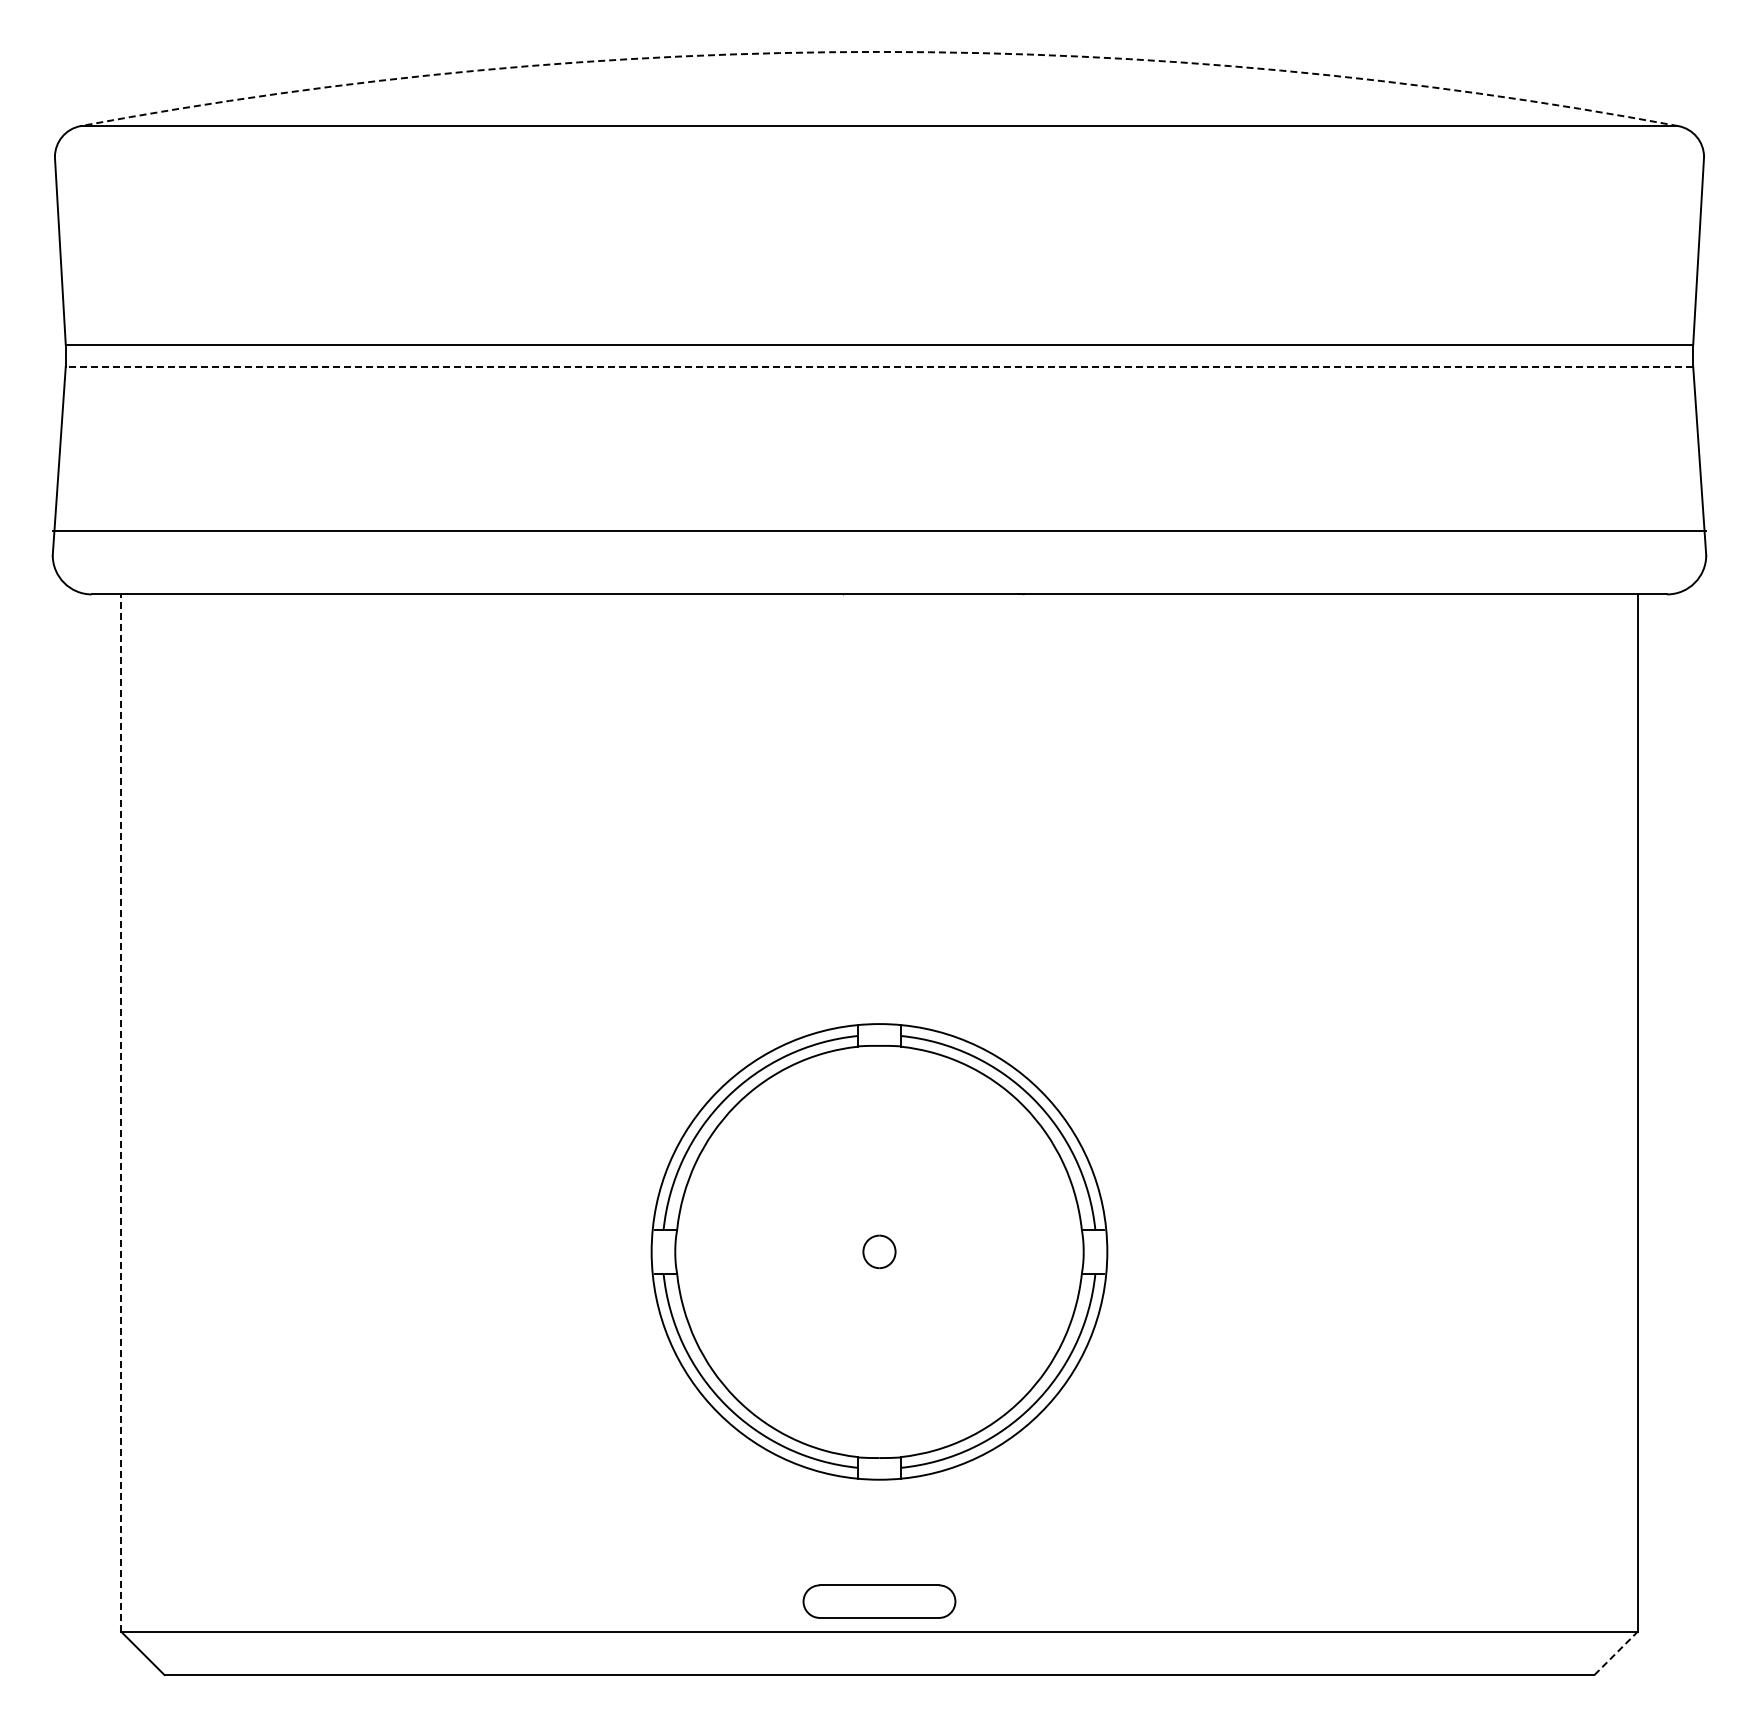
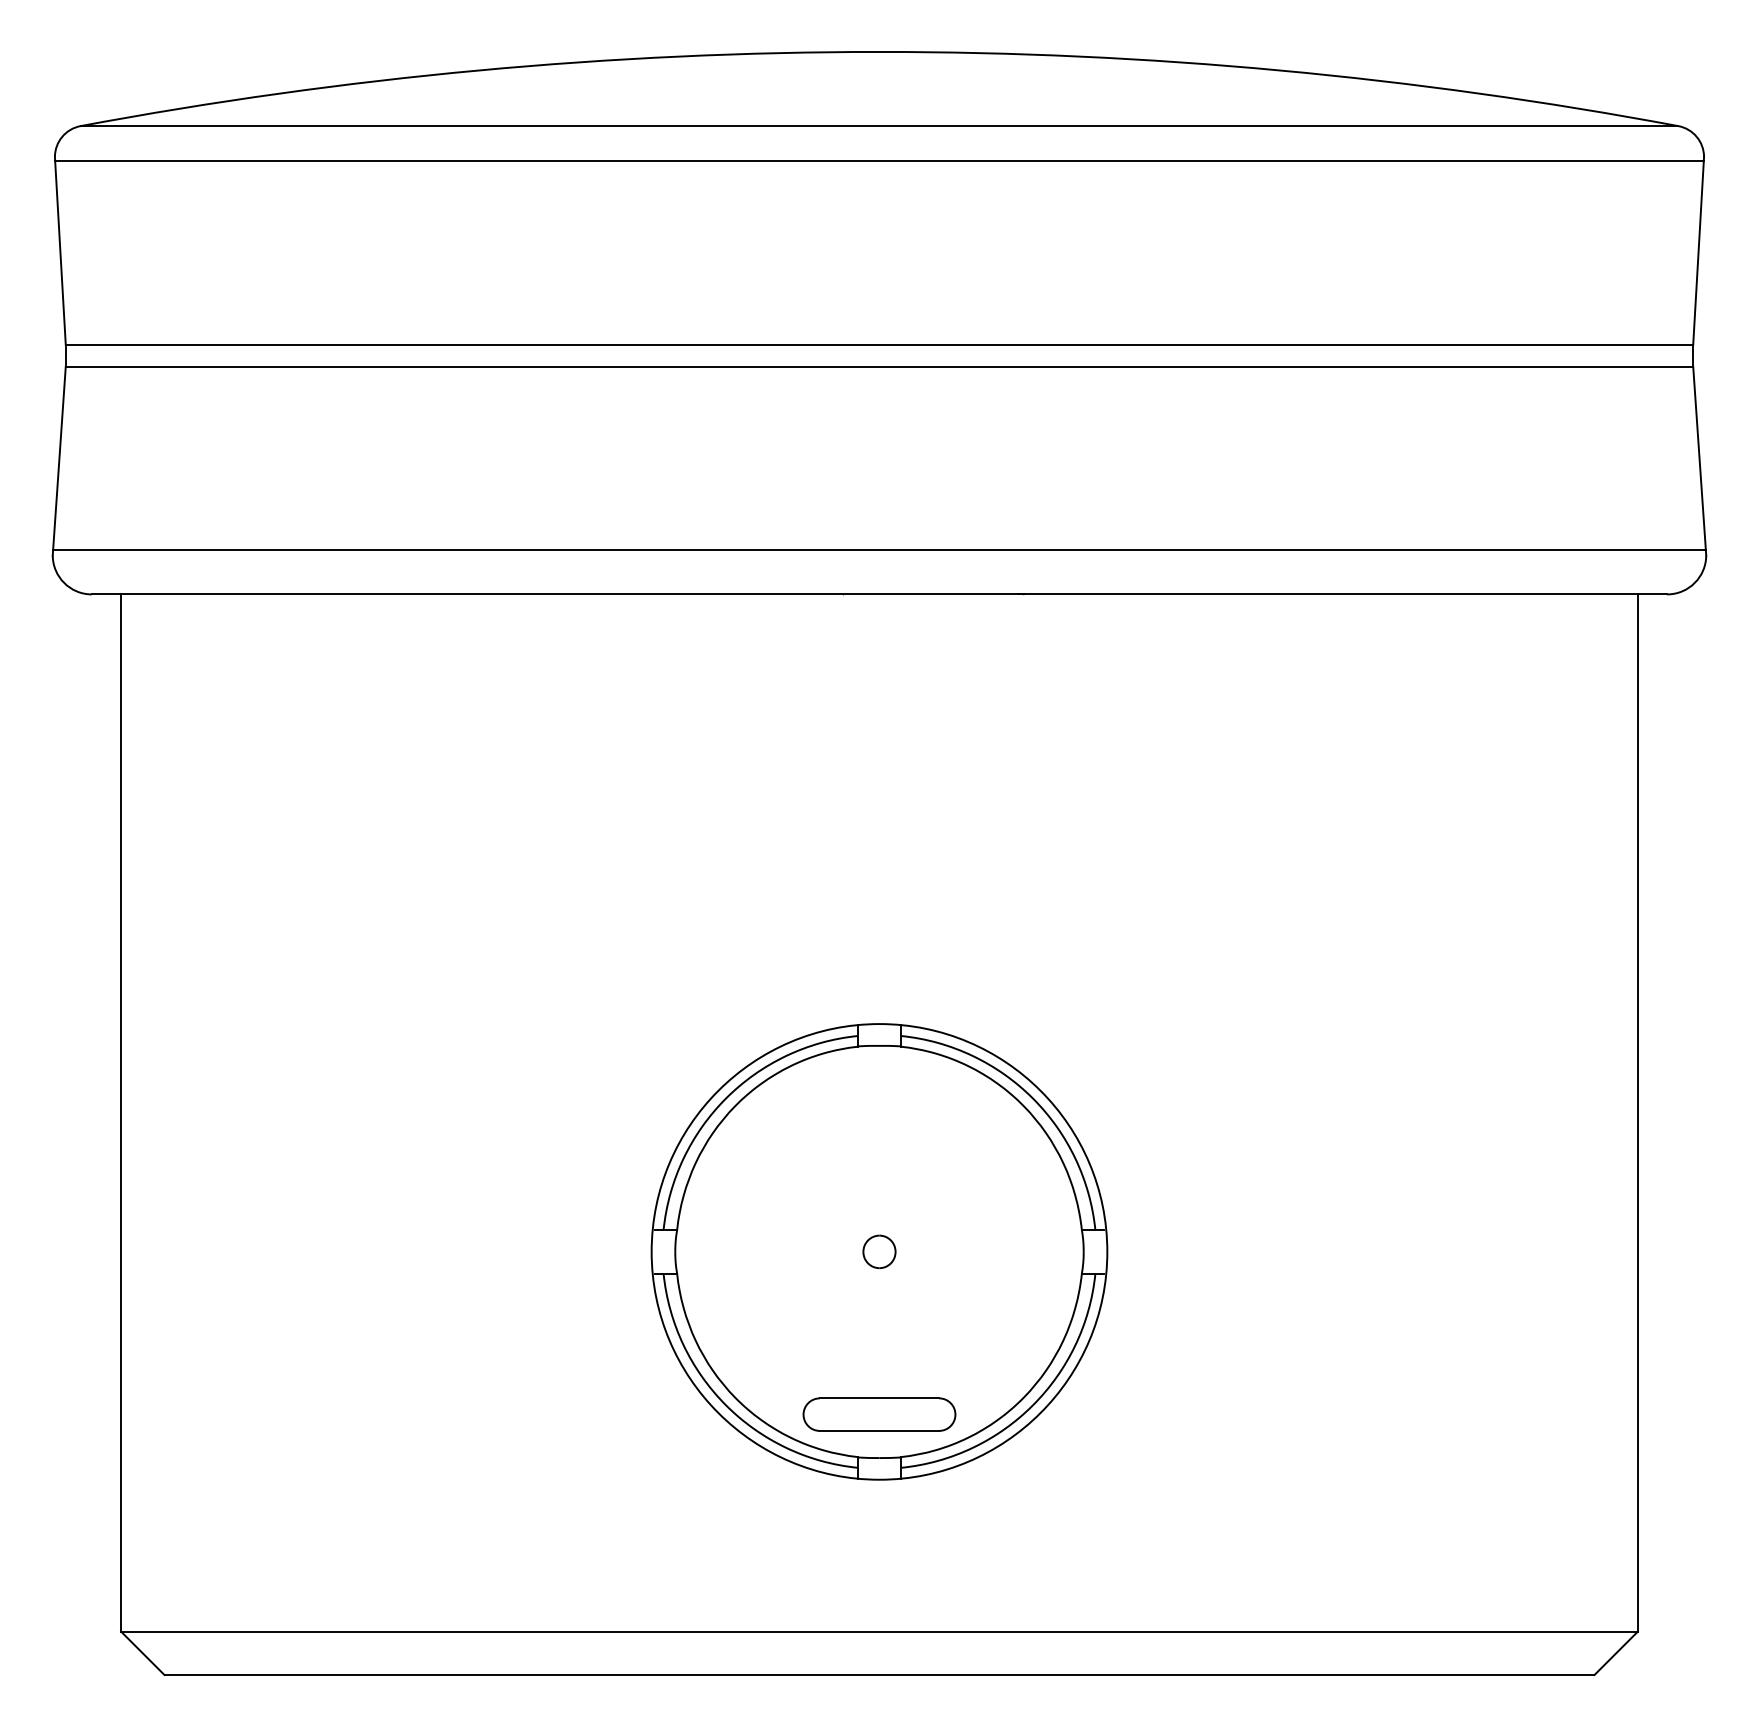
arc: dashed -> solid (879, 51)
line: none -> present (879, 160)
line: dashed -> solid (879, 366)
line position: (879, 531) -> (879, 550) (879, 550)
line: dashed -> solid (121, 1113)
part position: (879, 1601) -> (879, 1414) (879, 1414)
line: dashed -> solid (1616, 1653)
